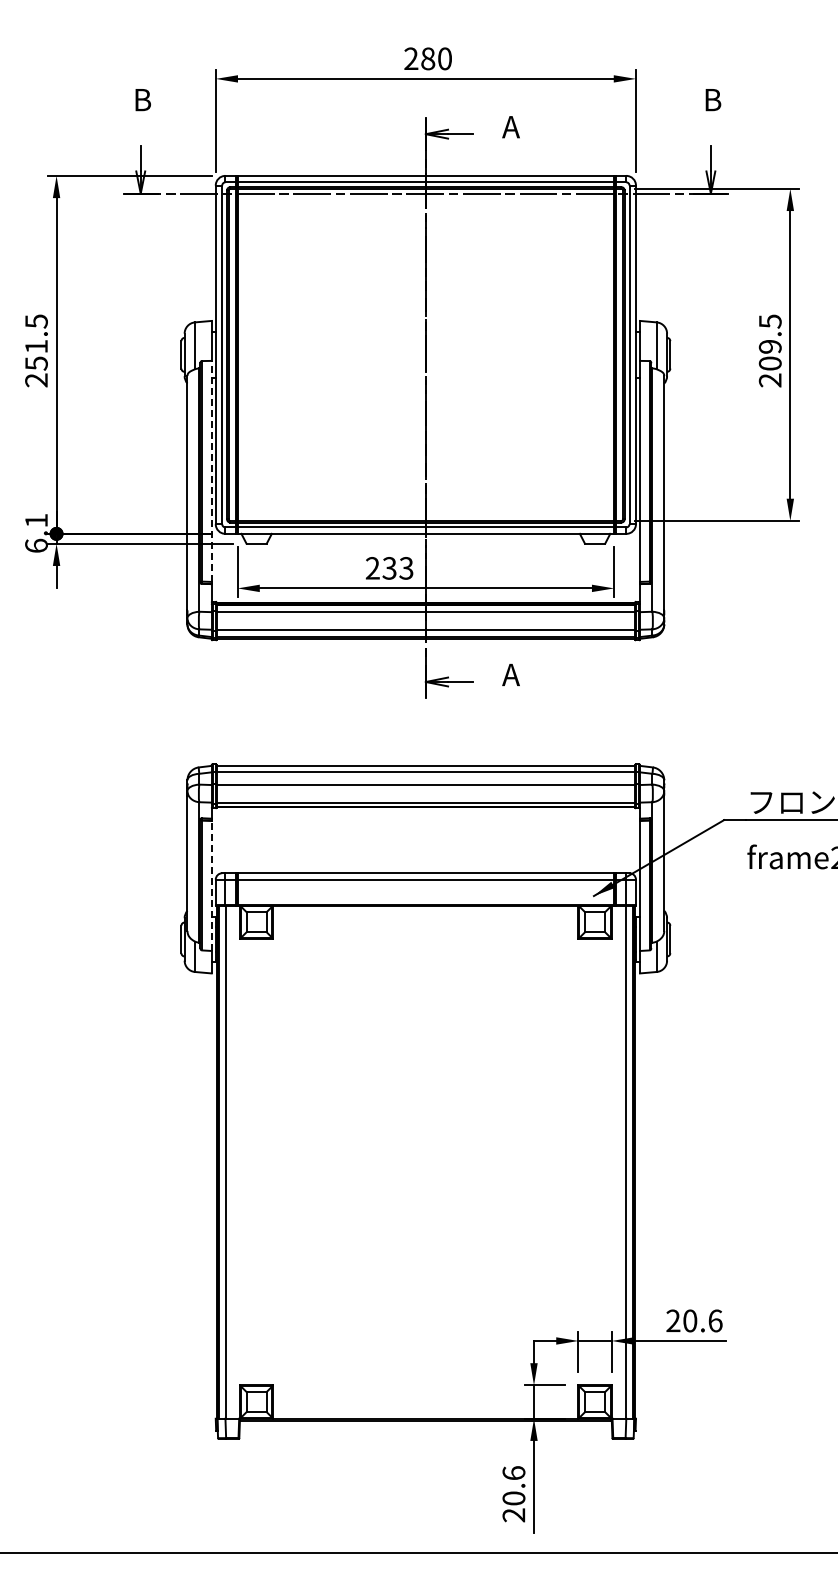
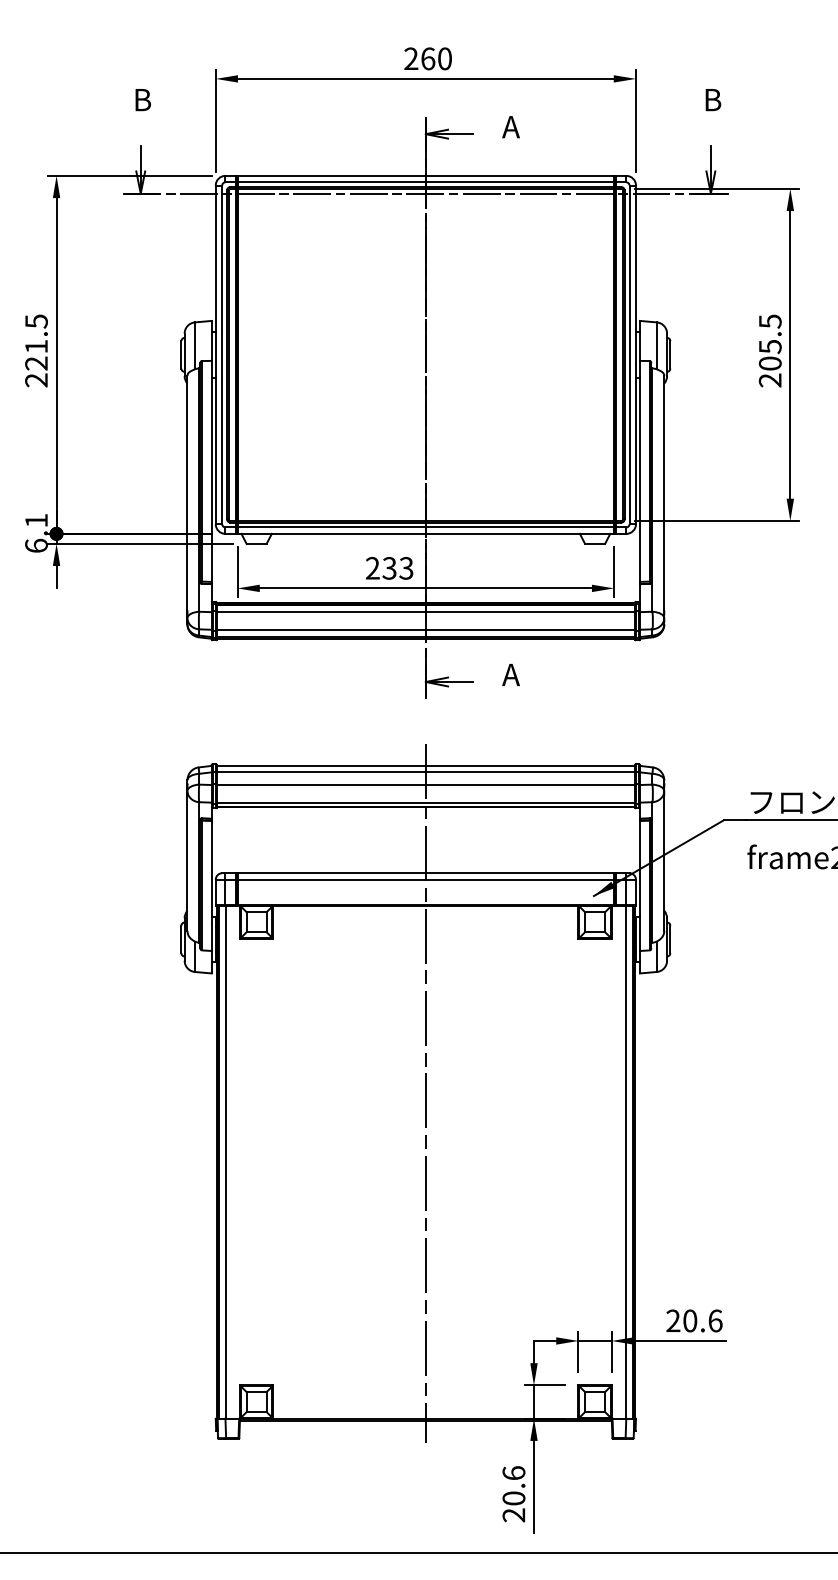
text: 280 -> 260 (428, 58)
text: 209.5 -> 205.5 (769, 347)
text: 251.5 -> 221.5 (36, 363)
line: dashed -> solid (211, 471)
line: dashed -> solid (211, 886)
line: none -> present (425, 1093)
